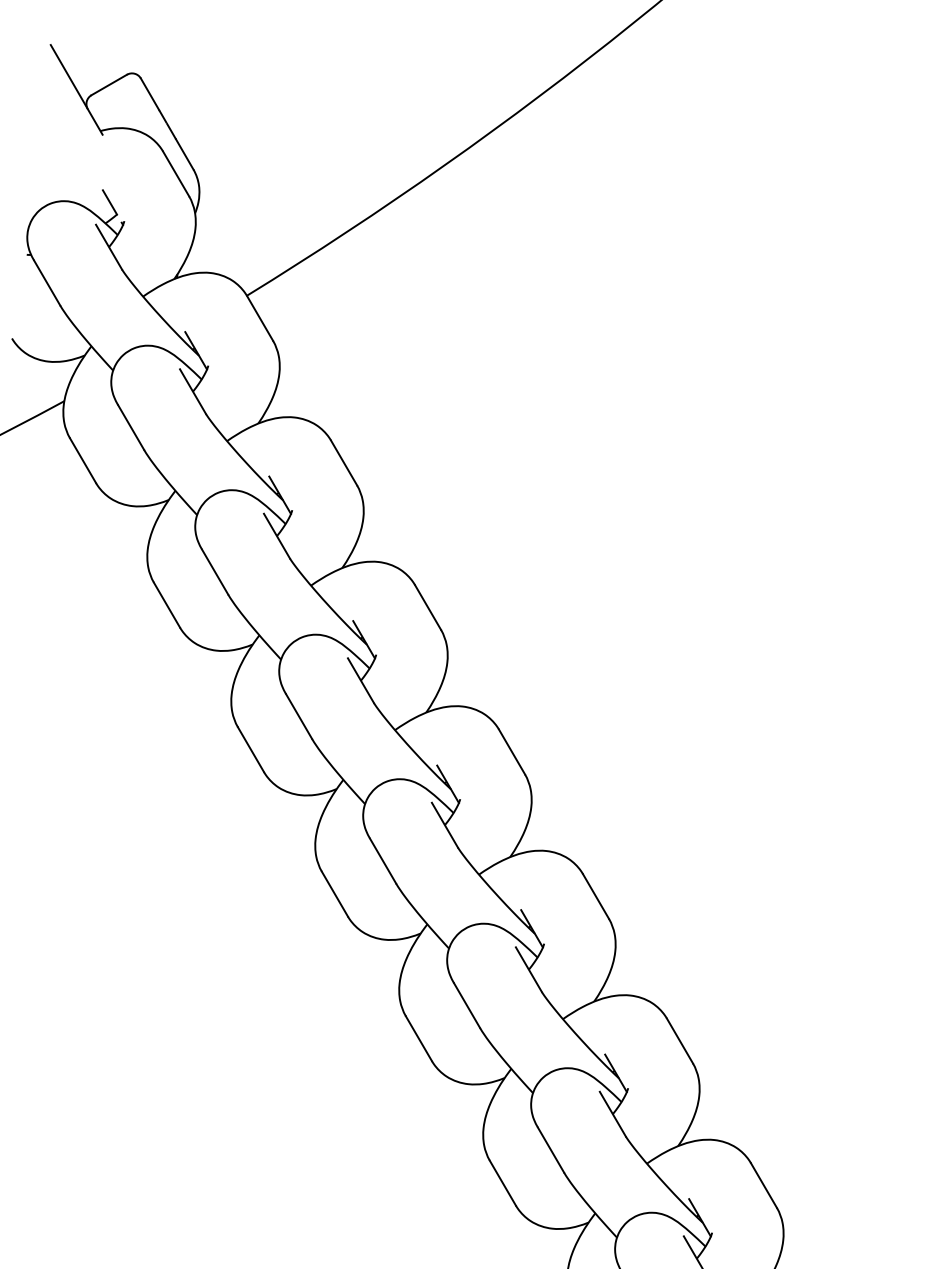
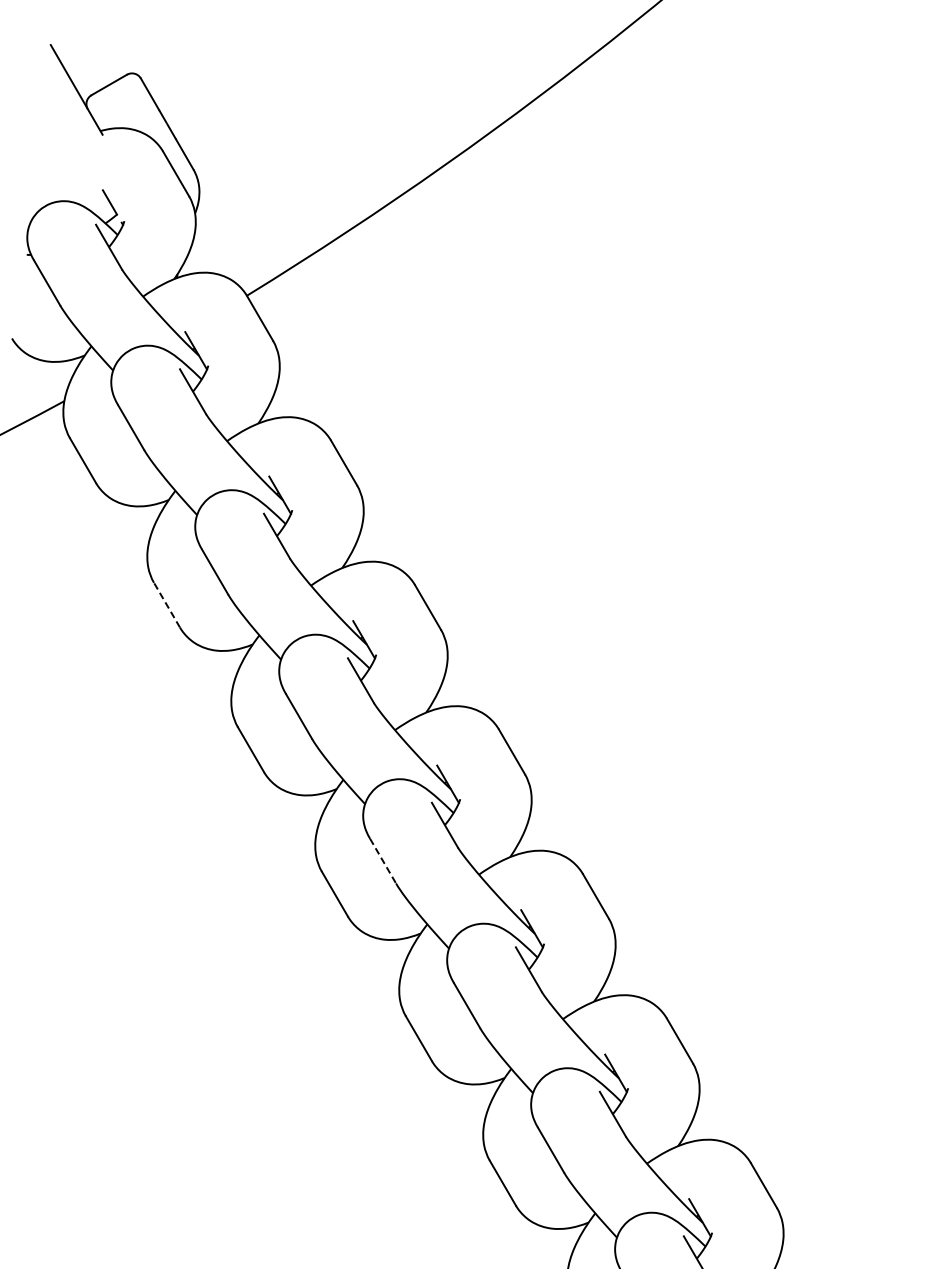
line: solid -> dashed (166, 605)
line: solid -> dashed (383, 861)
